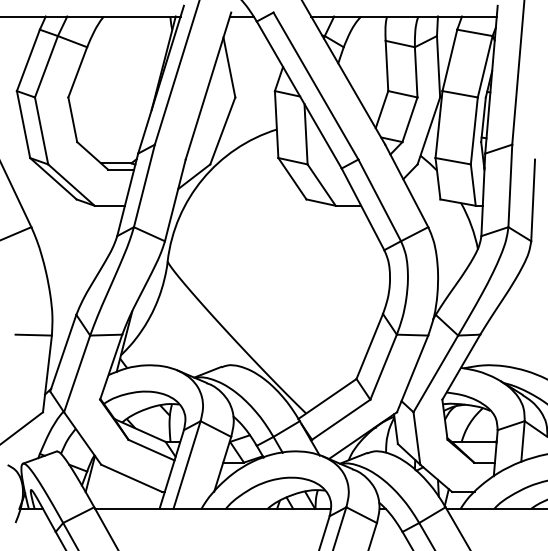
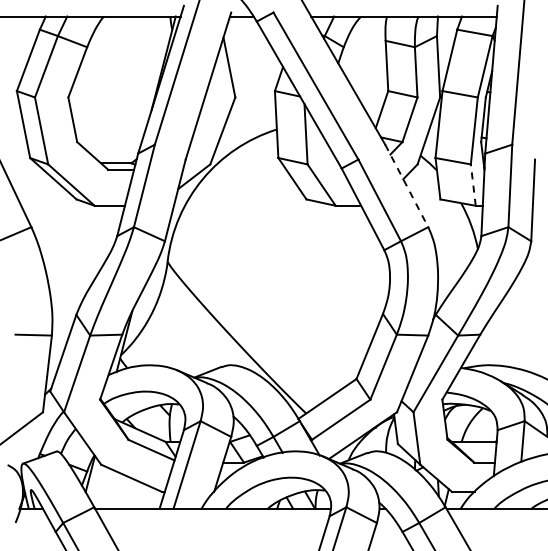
line: solid -> dashed (406, 185)
line: solid -> dashed (473, 185)
